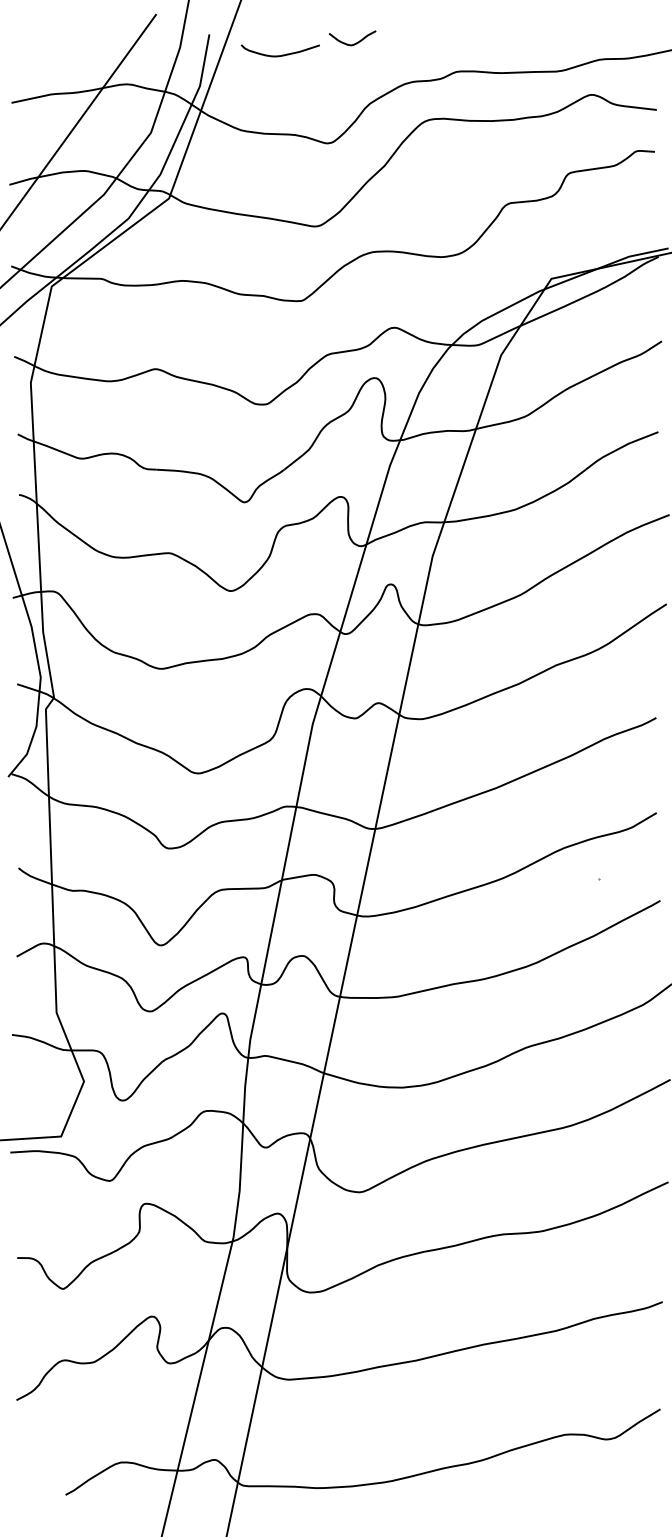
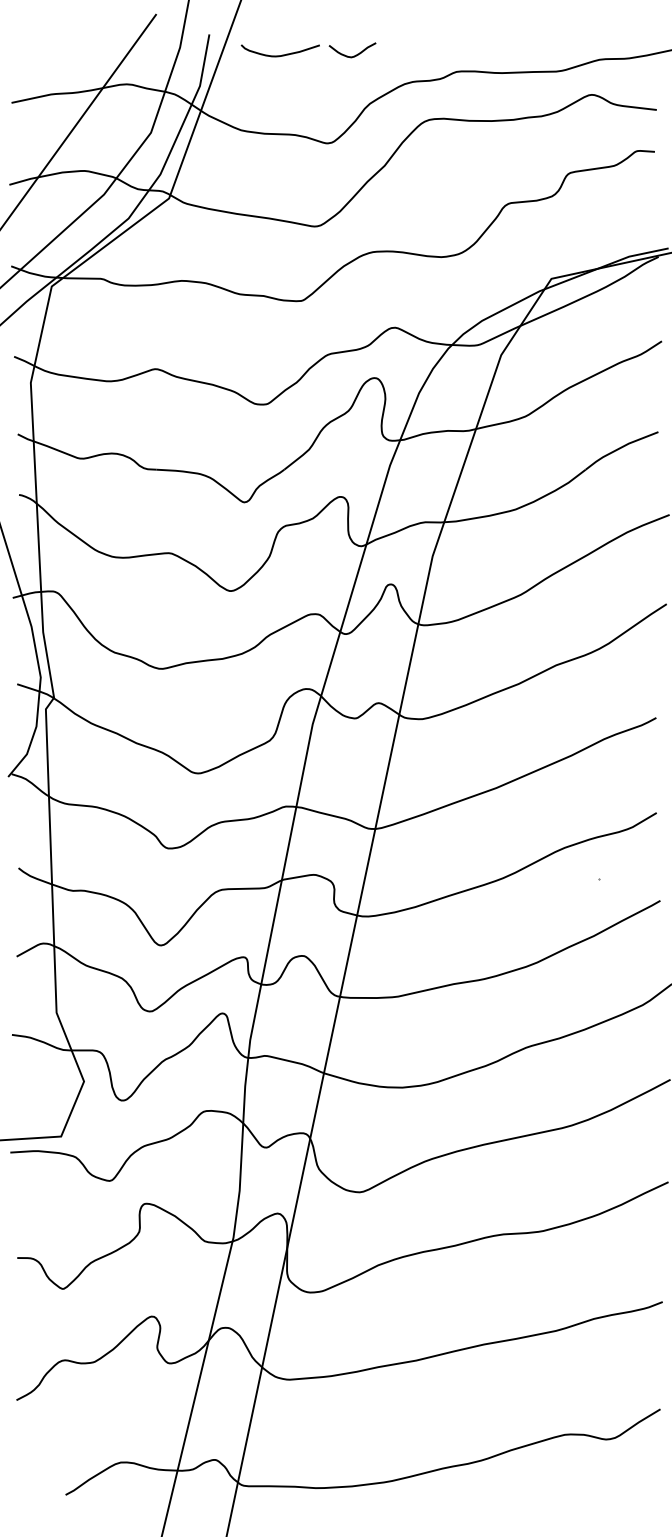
curve position: (353, 43) -> (353, 55) (353, 55)
